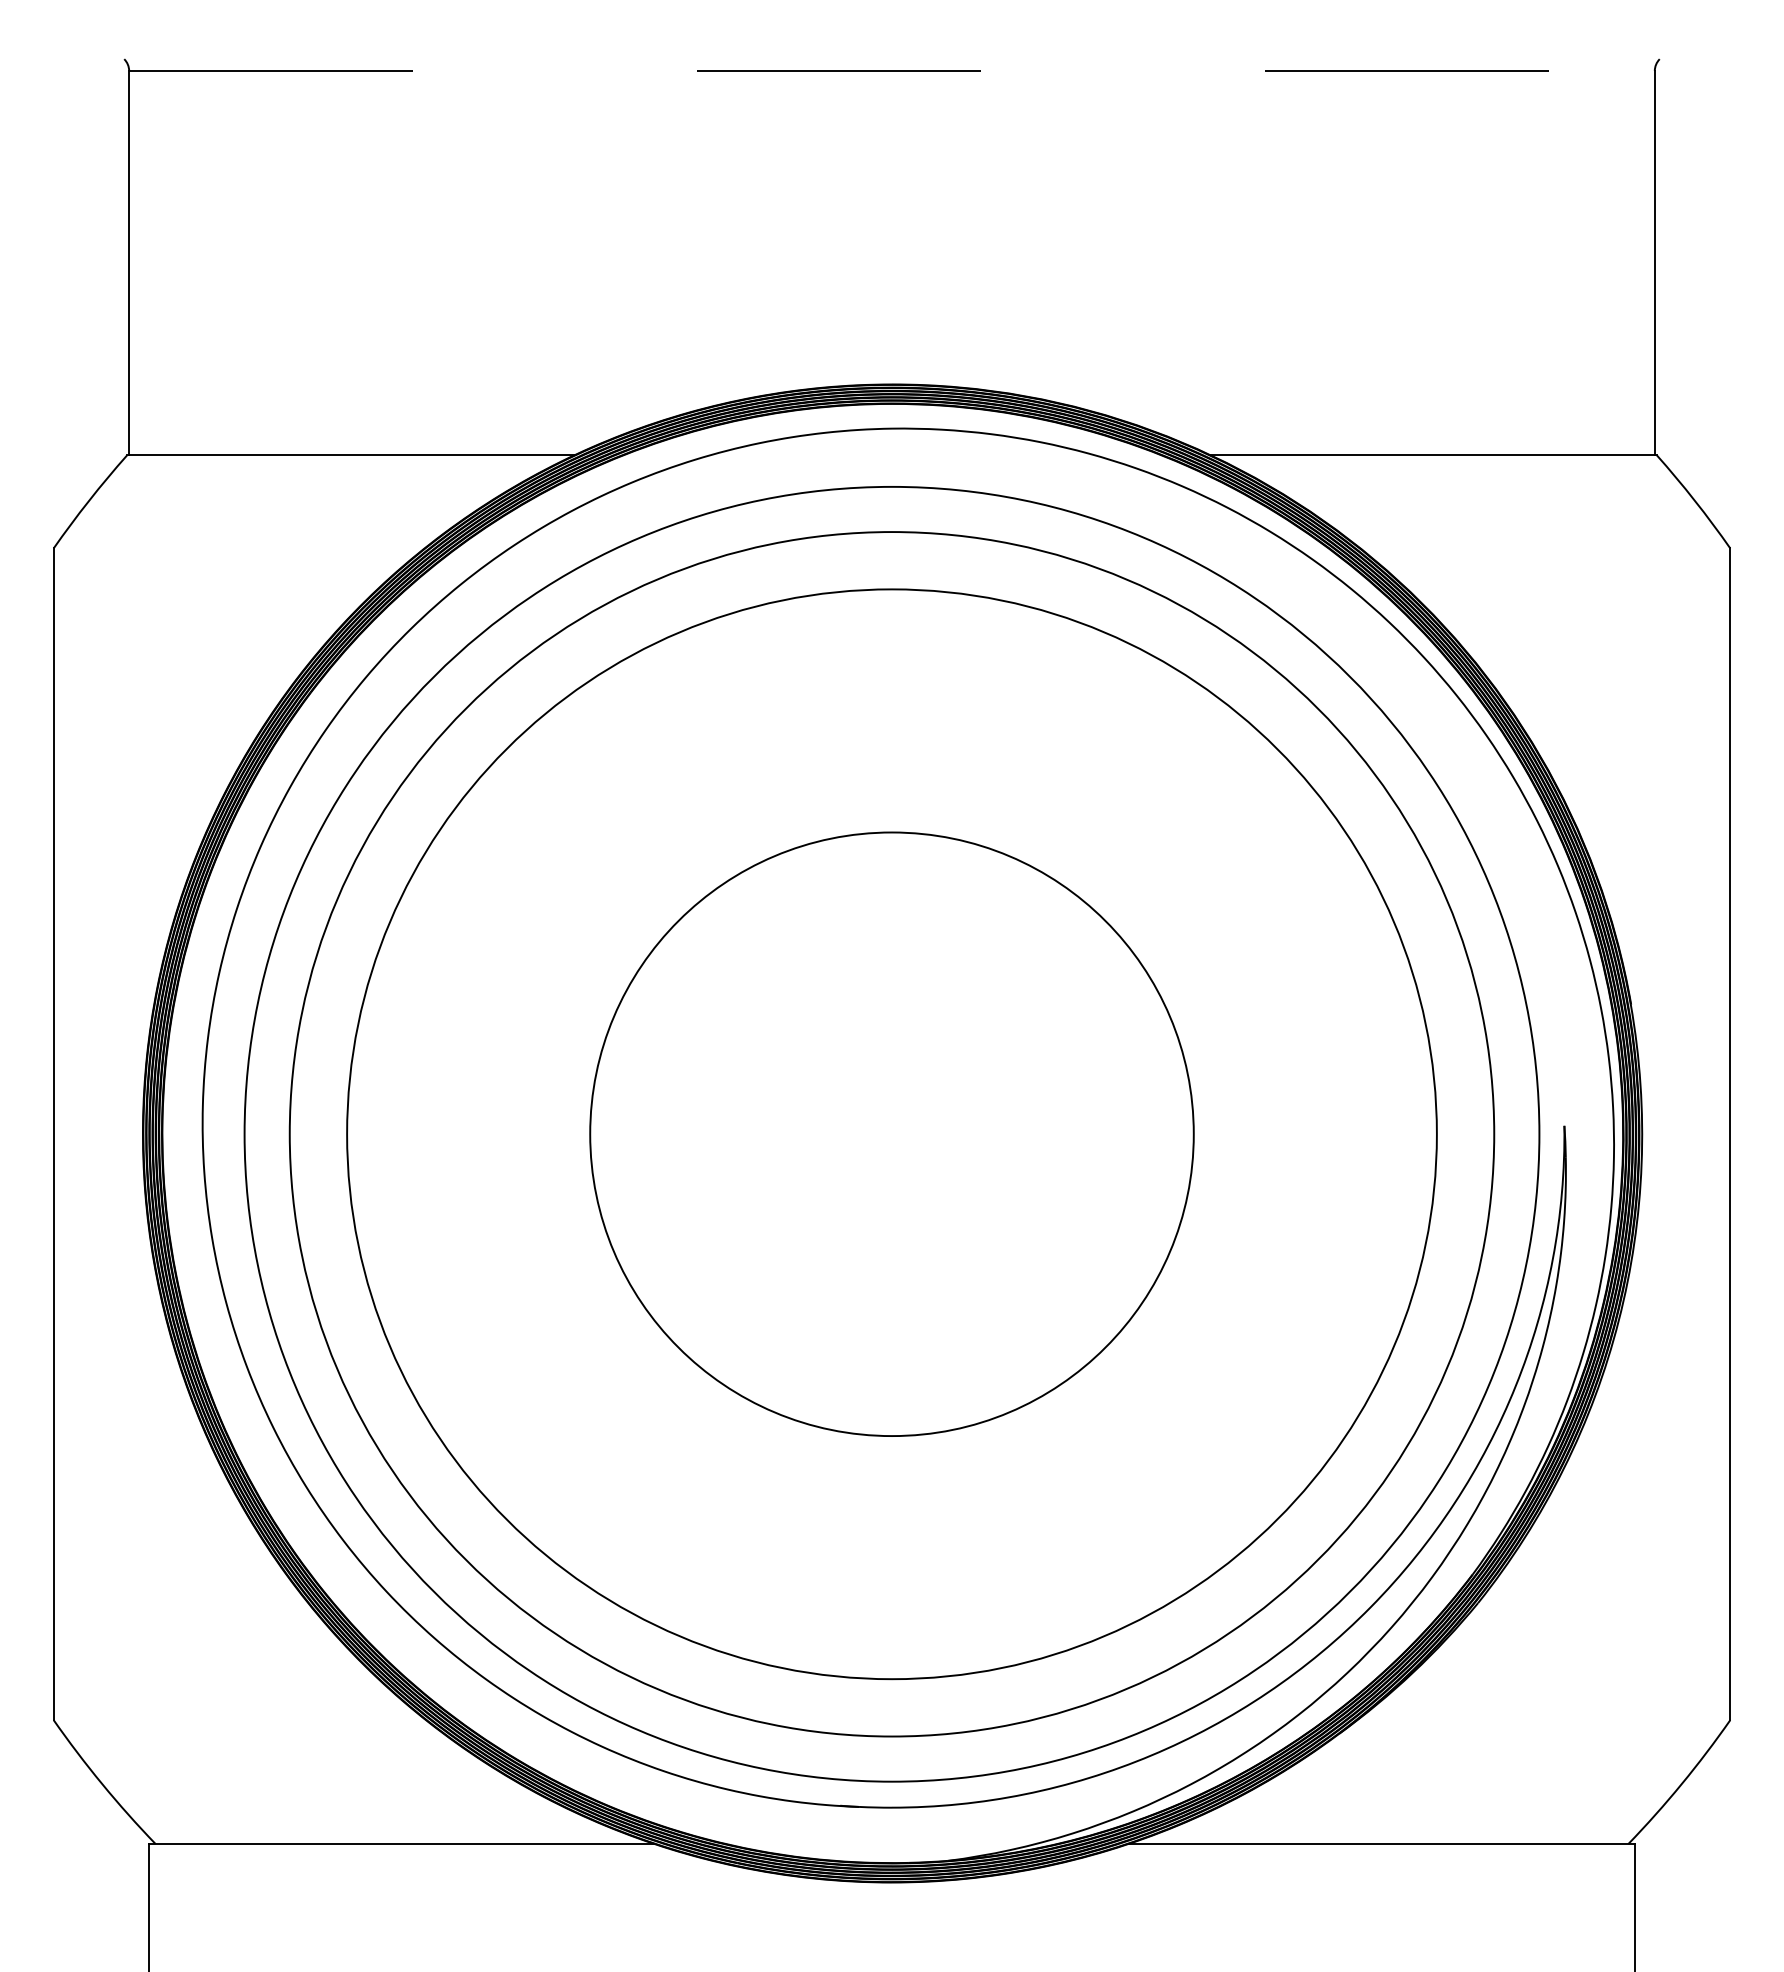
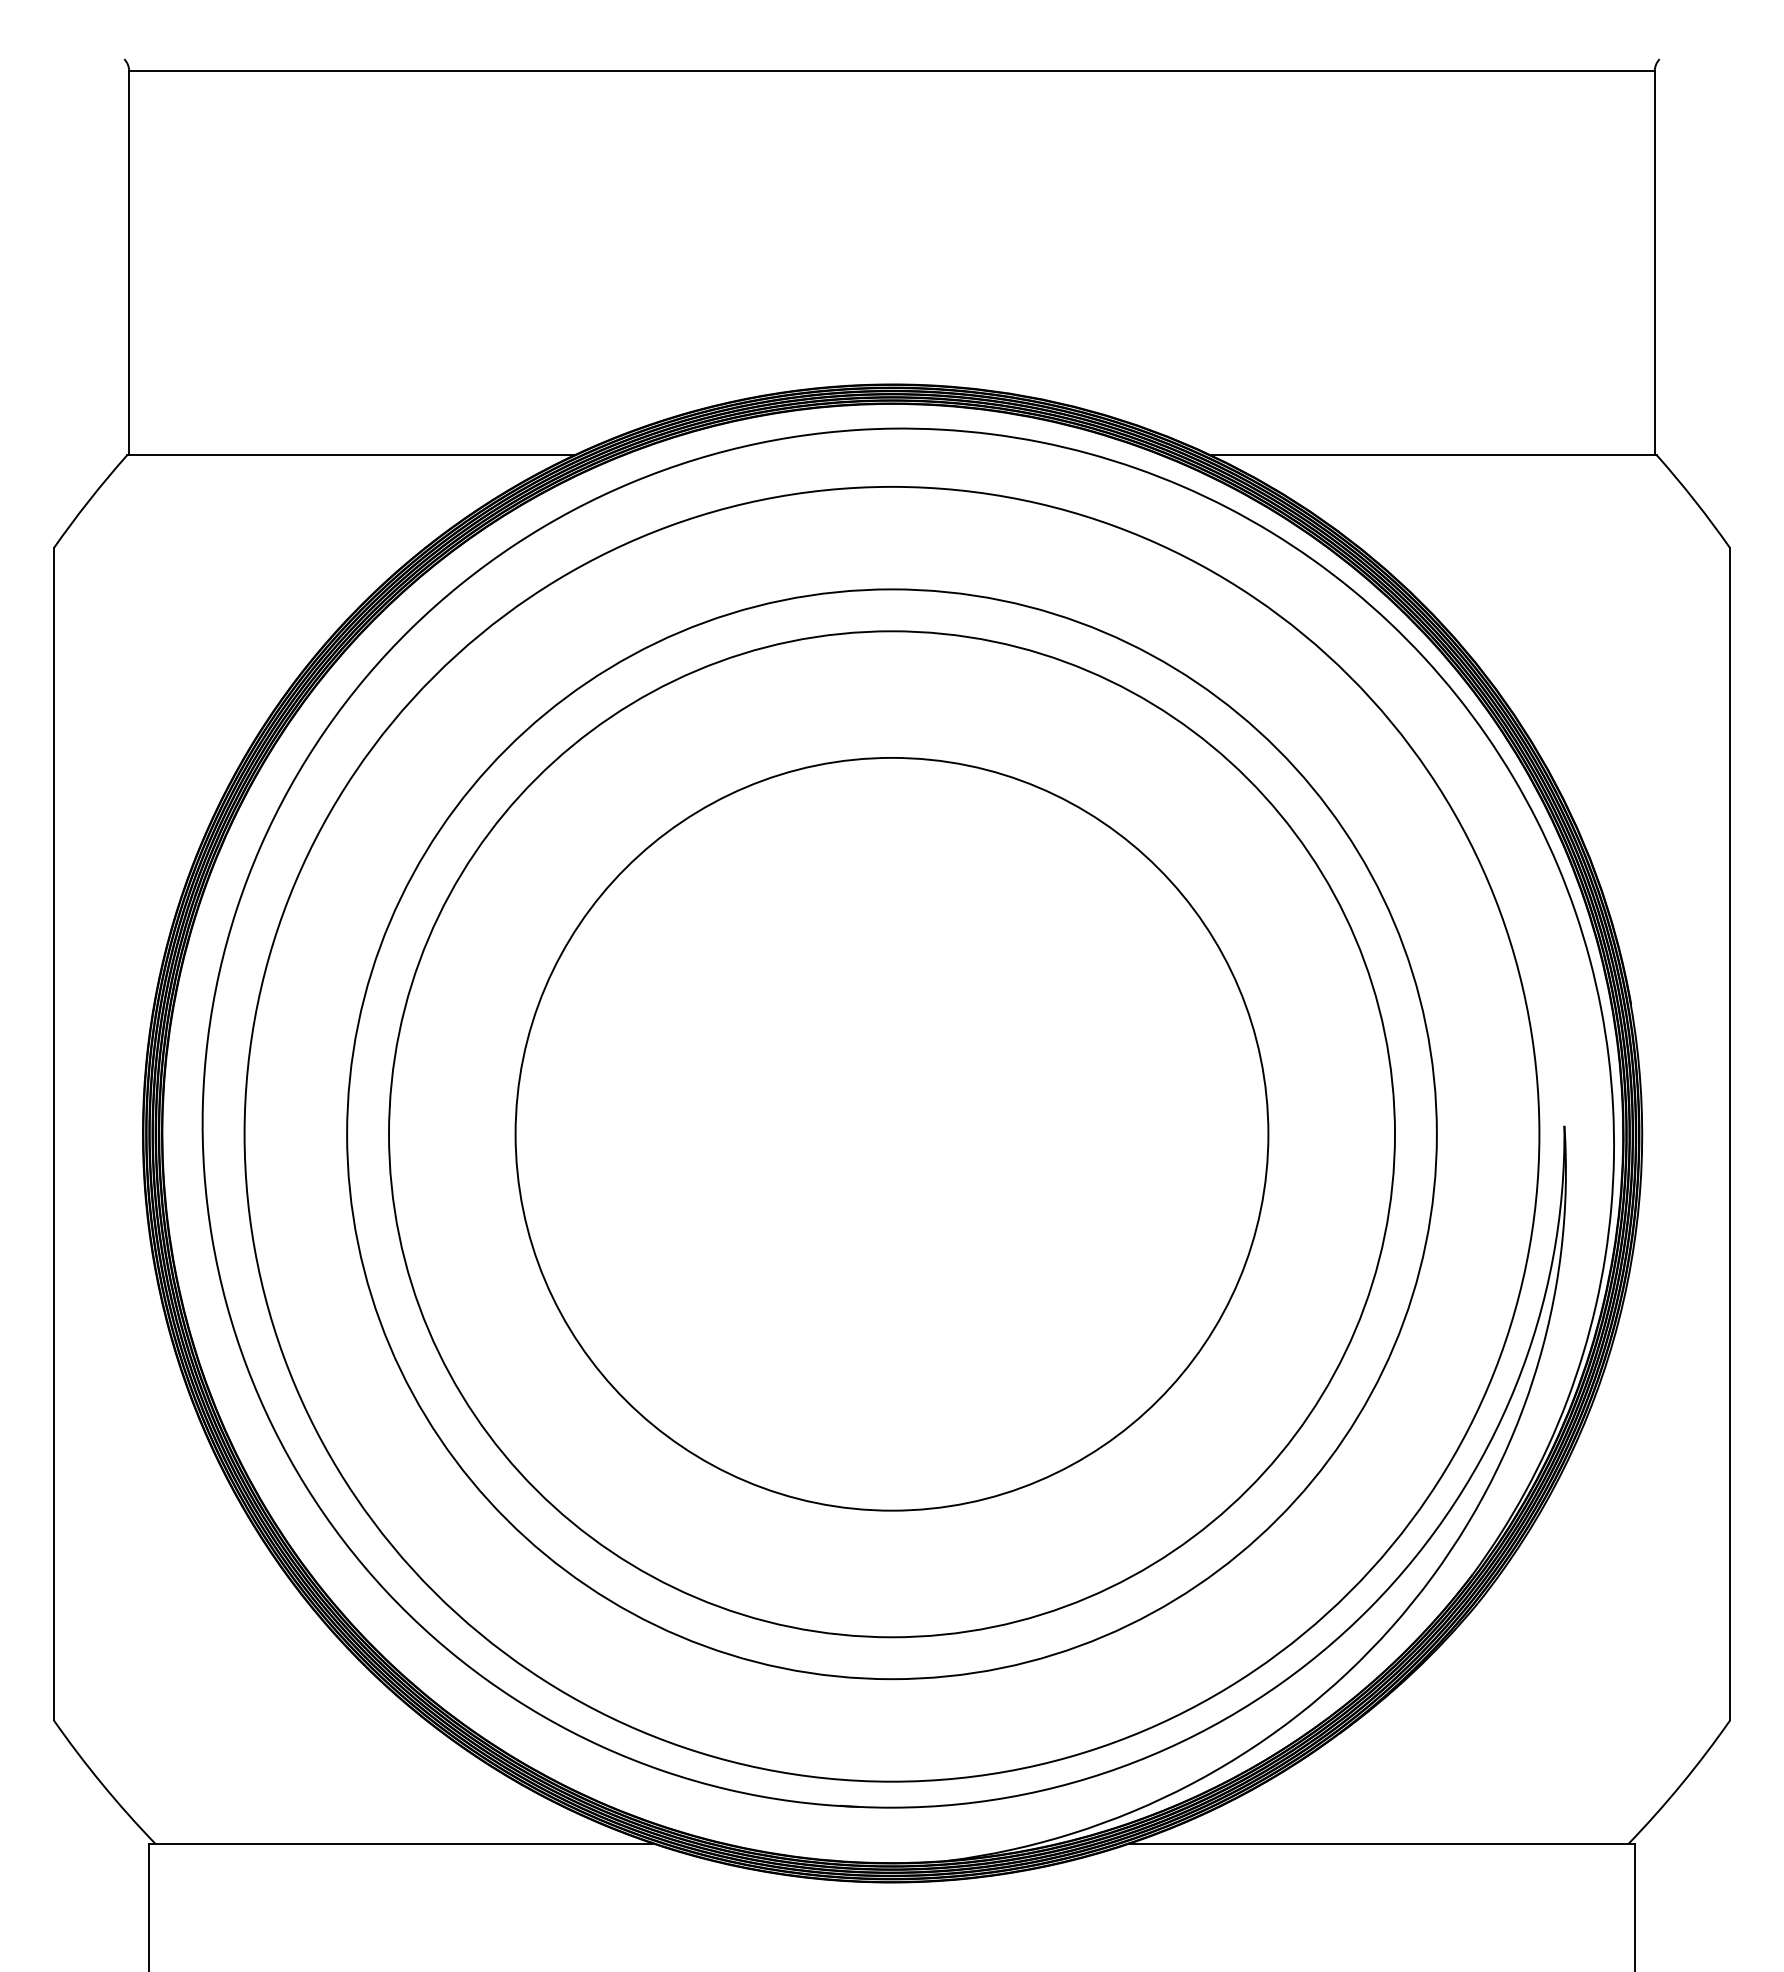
line: dashed -> solid (892, 71)
circle diameter: 1204 px -> 753 px (891, 1133)
circle diameter: 604 px -> 1006 px (891, 1134)
